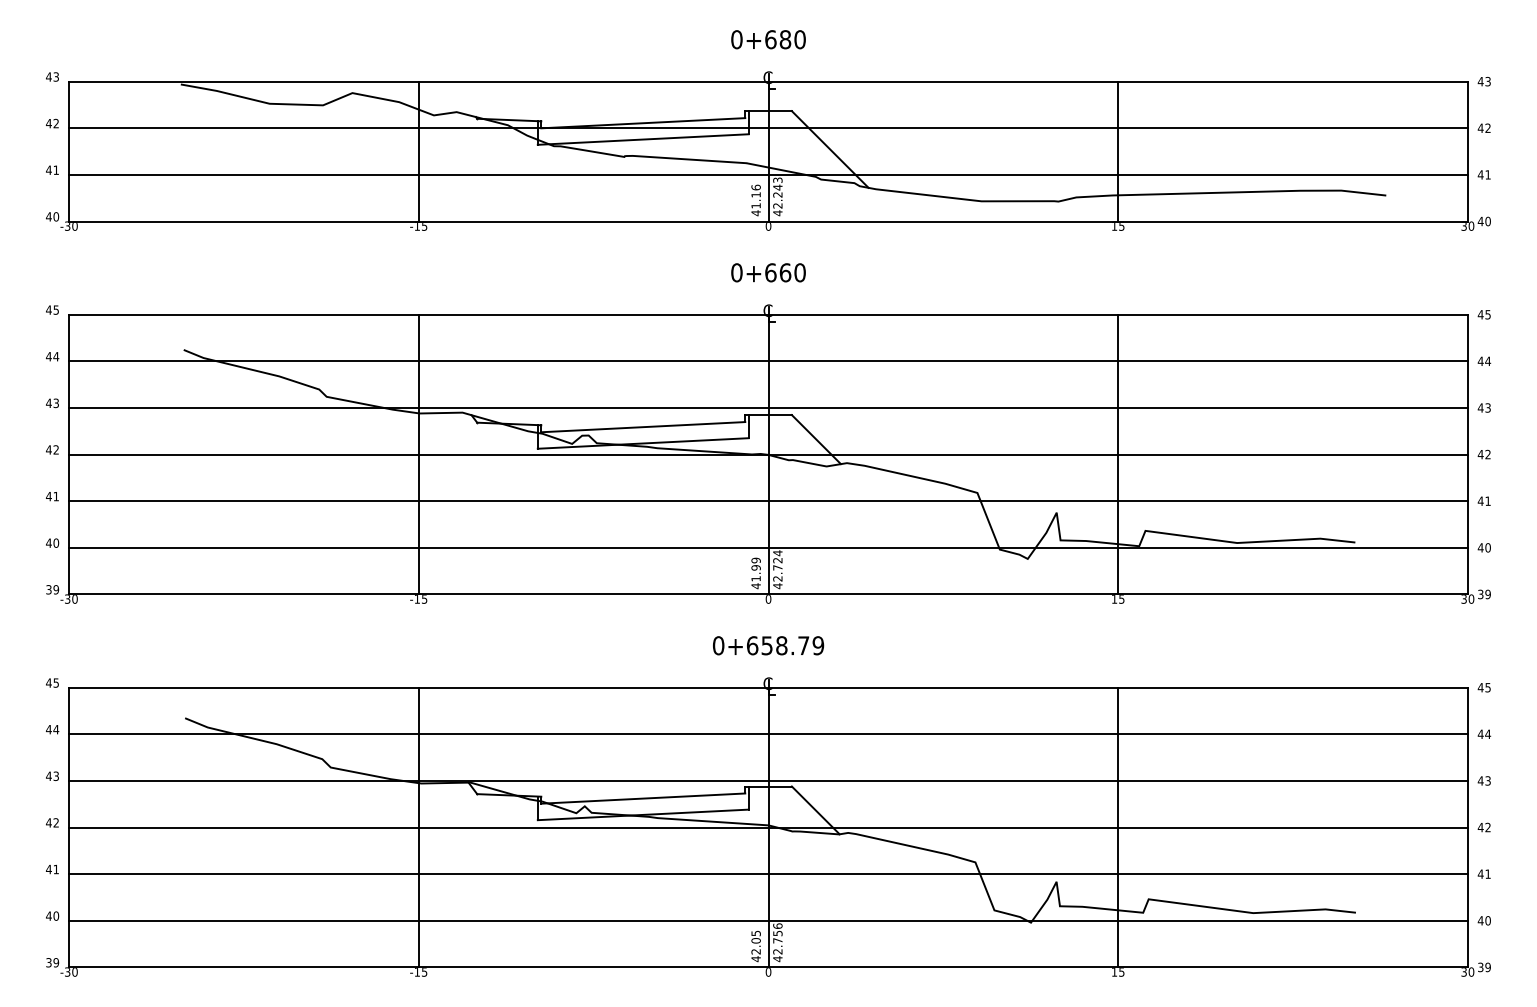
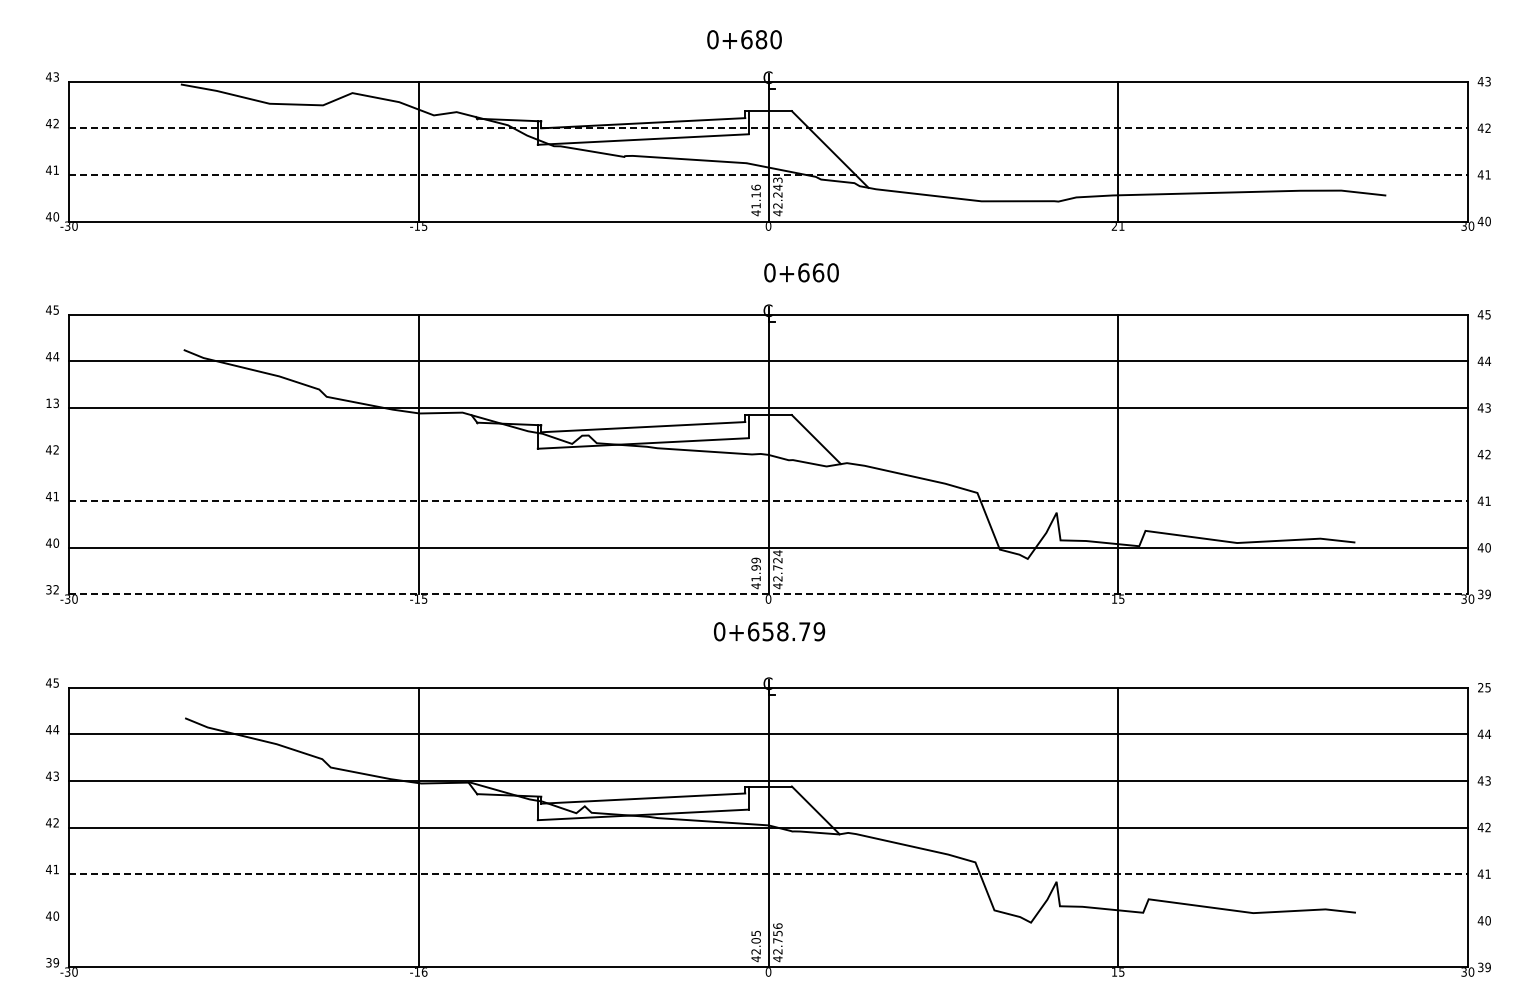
text position: (768, 39) -> (744, 39) (744, 39)
line: solid -> dashed (769, 128)
line: solid -> dashed (769, 174)
text: 15 -> 21 (1117, 226)
text position: (768, 272) -> (801, 272) (801, 272)
text: 43 -> 13 (48, 402)
line: present -> none (768, 454)
line: solid -> dashed (769, 501)
text: 39 -> 32 (56, 589)
line: solid -> dashed (769, 594)
text position: (768, 645) -> (769, 631) (769, 631)
text: 45 -> 25 (1480, 687)
line: solid -> dashed (769, 874)
line: present -> none (768, 920)
text: -15 -> -16 (424, 972)
